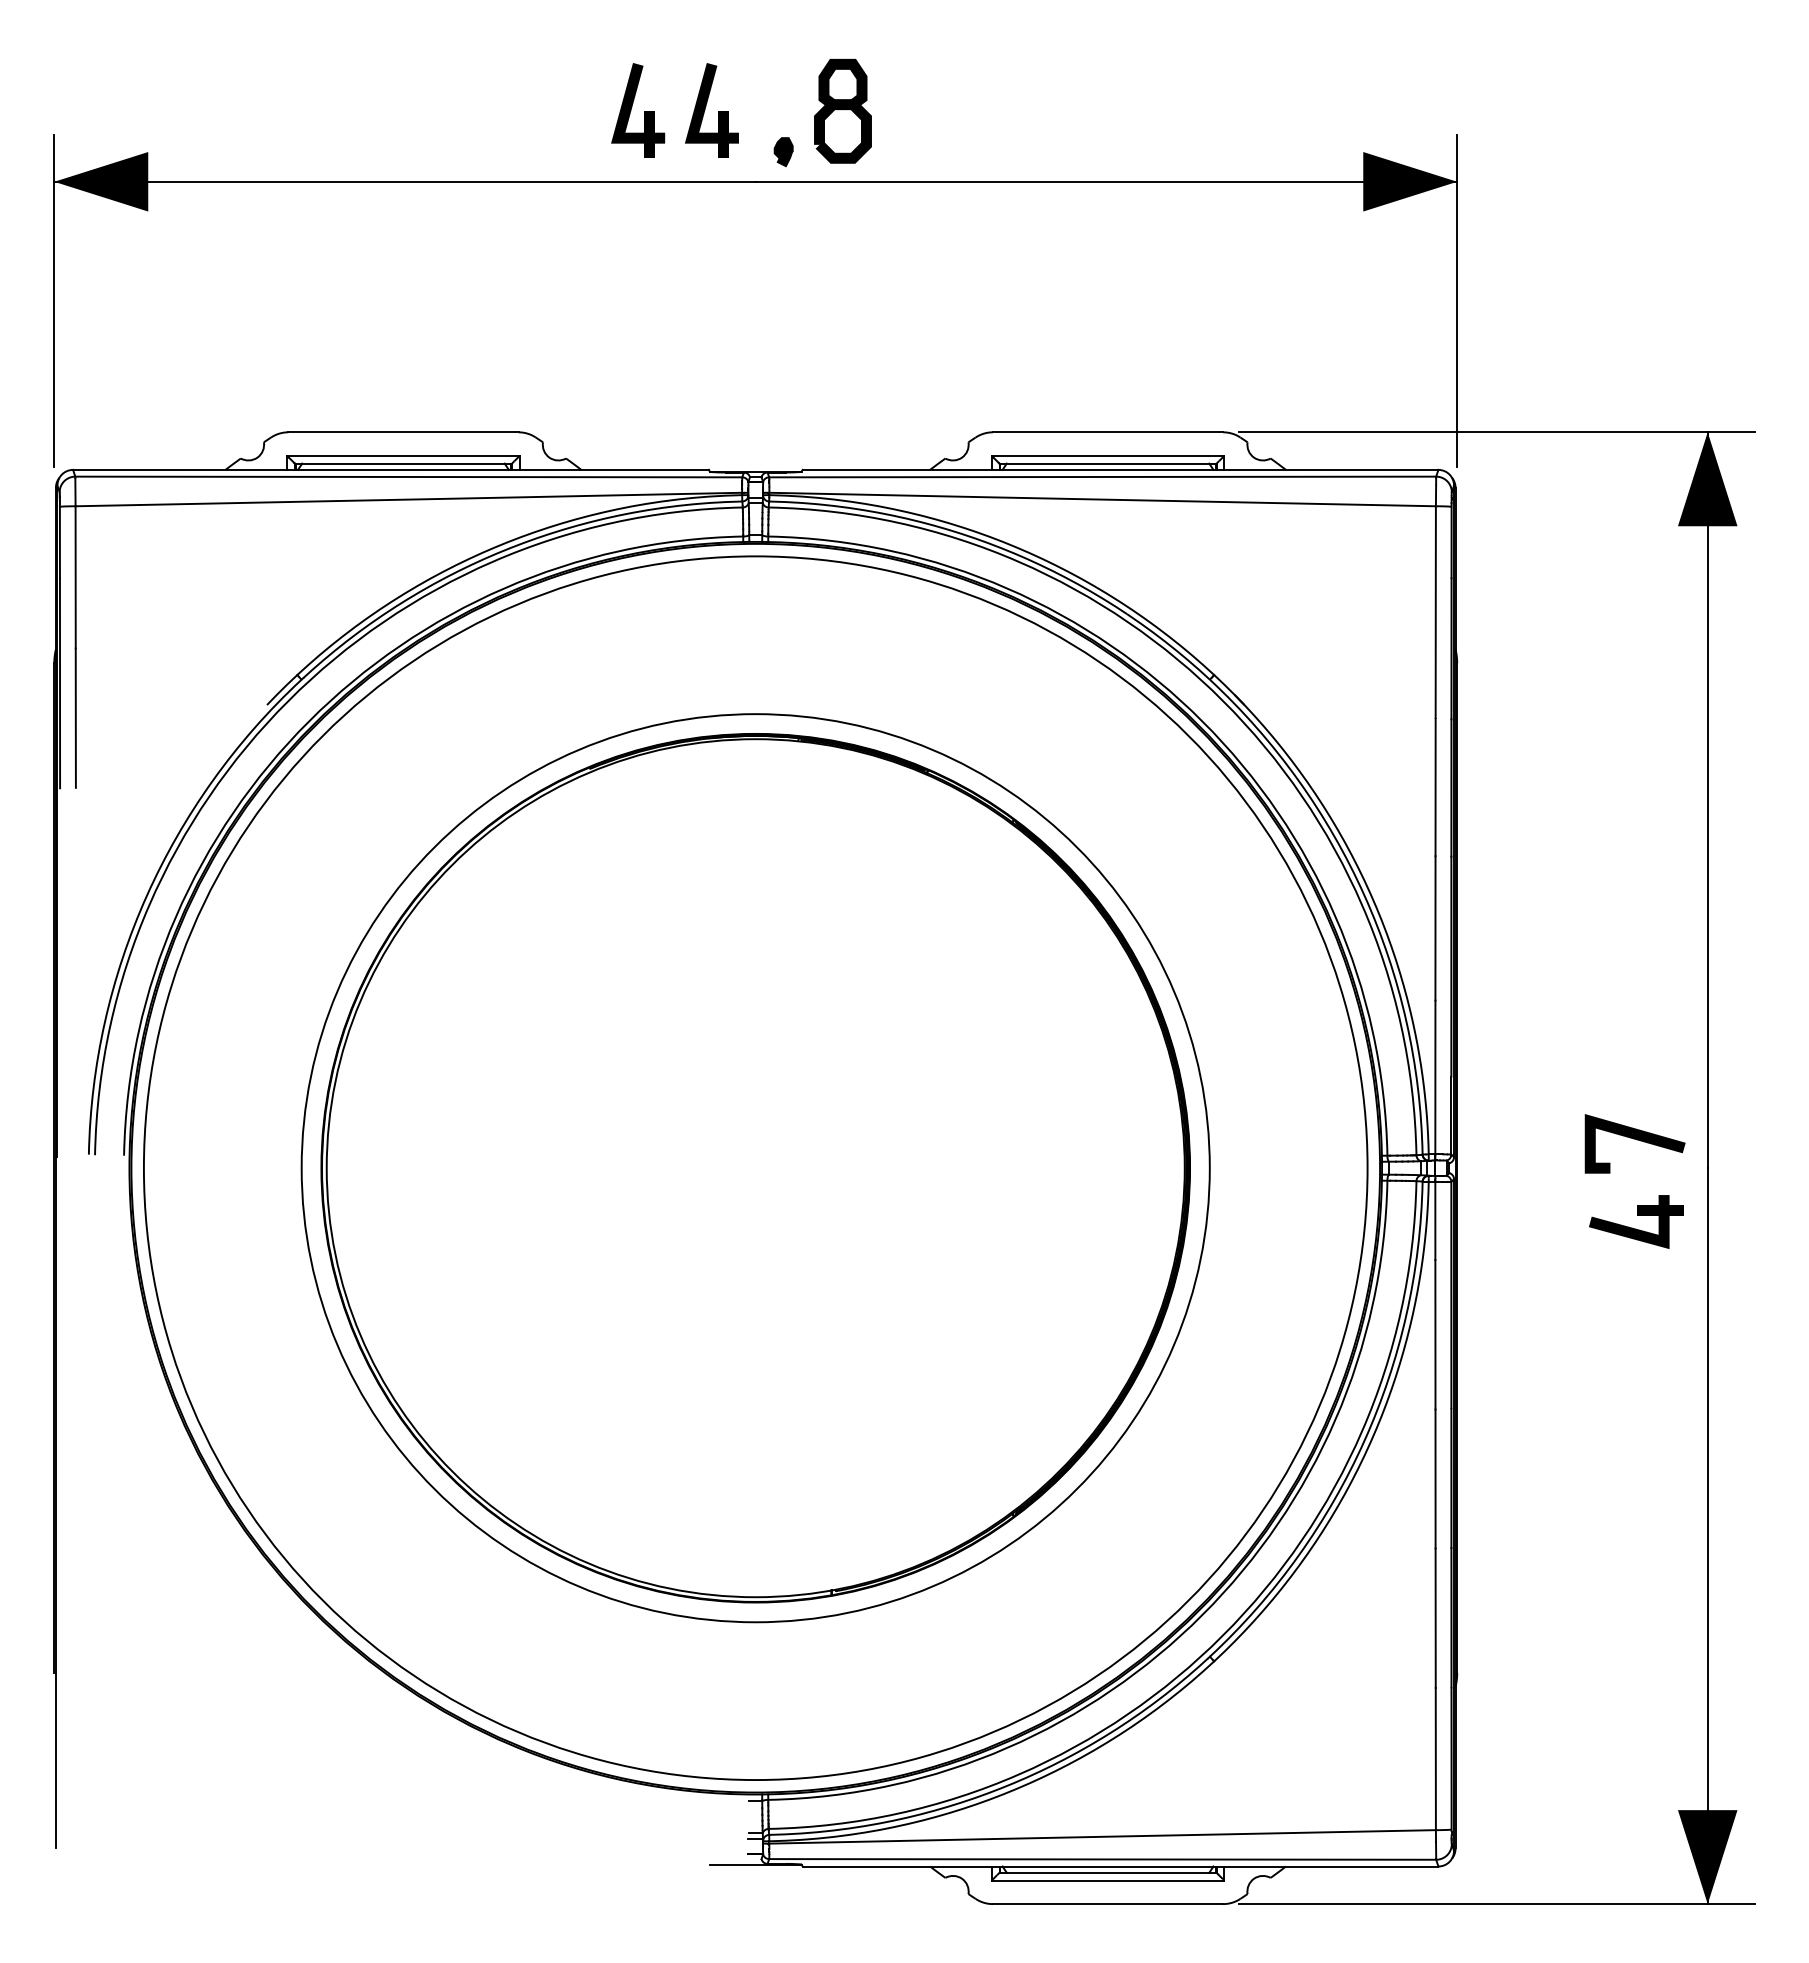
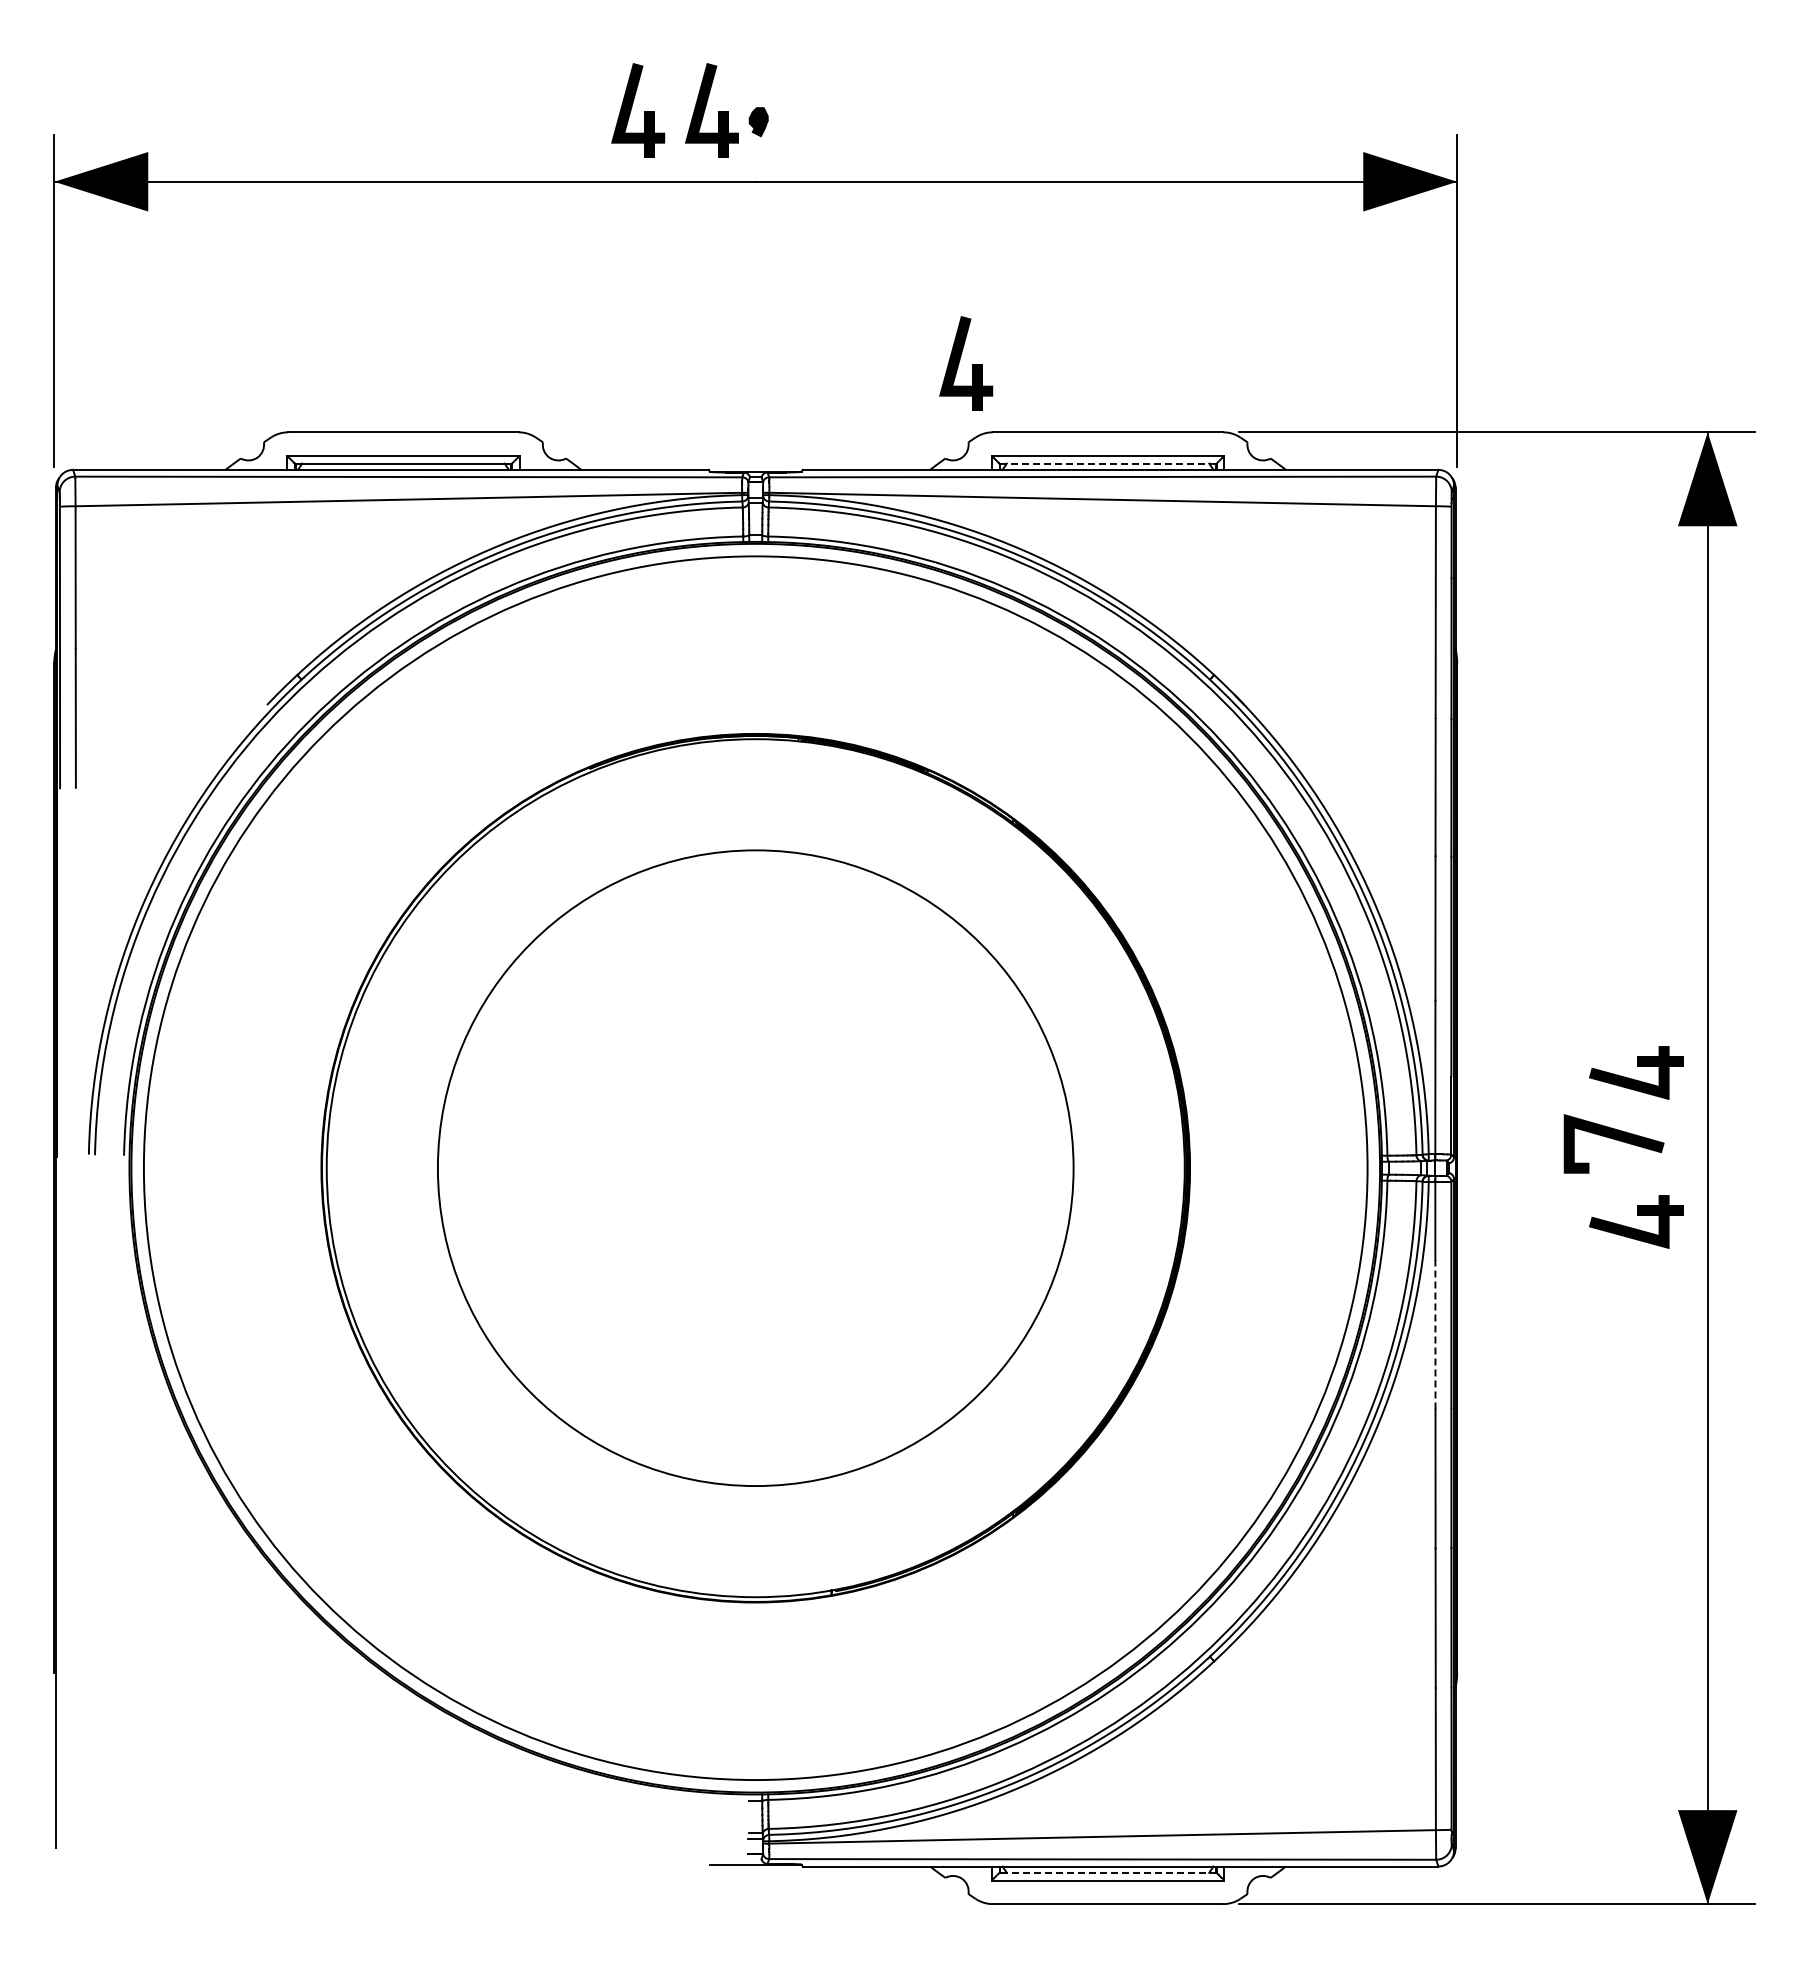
part: present -> none (842, 110)
part position: (783, 152) -> (758, 122) (758, 122)
part: none -> present (972, 364)
line: solid -> dashed (1108, 463)
part: none -> present (1637, 1066)
line position: (1636, 1140) -> (1615, 1140) (1615, 1140)
circle diameter: 908 px -> 636 px (755, 1168)
line: solid -> dashed (1435, 1334)
line: solid -> dashed (1108, 1872)
